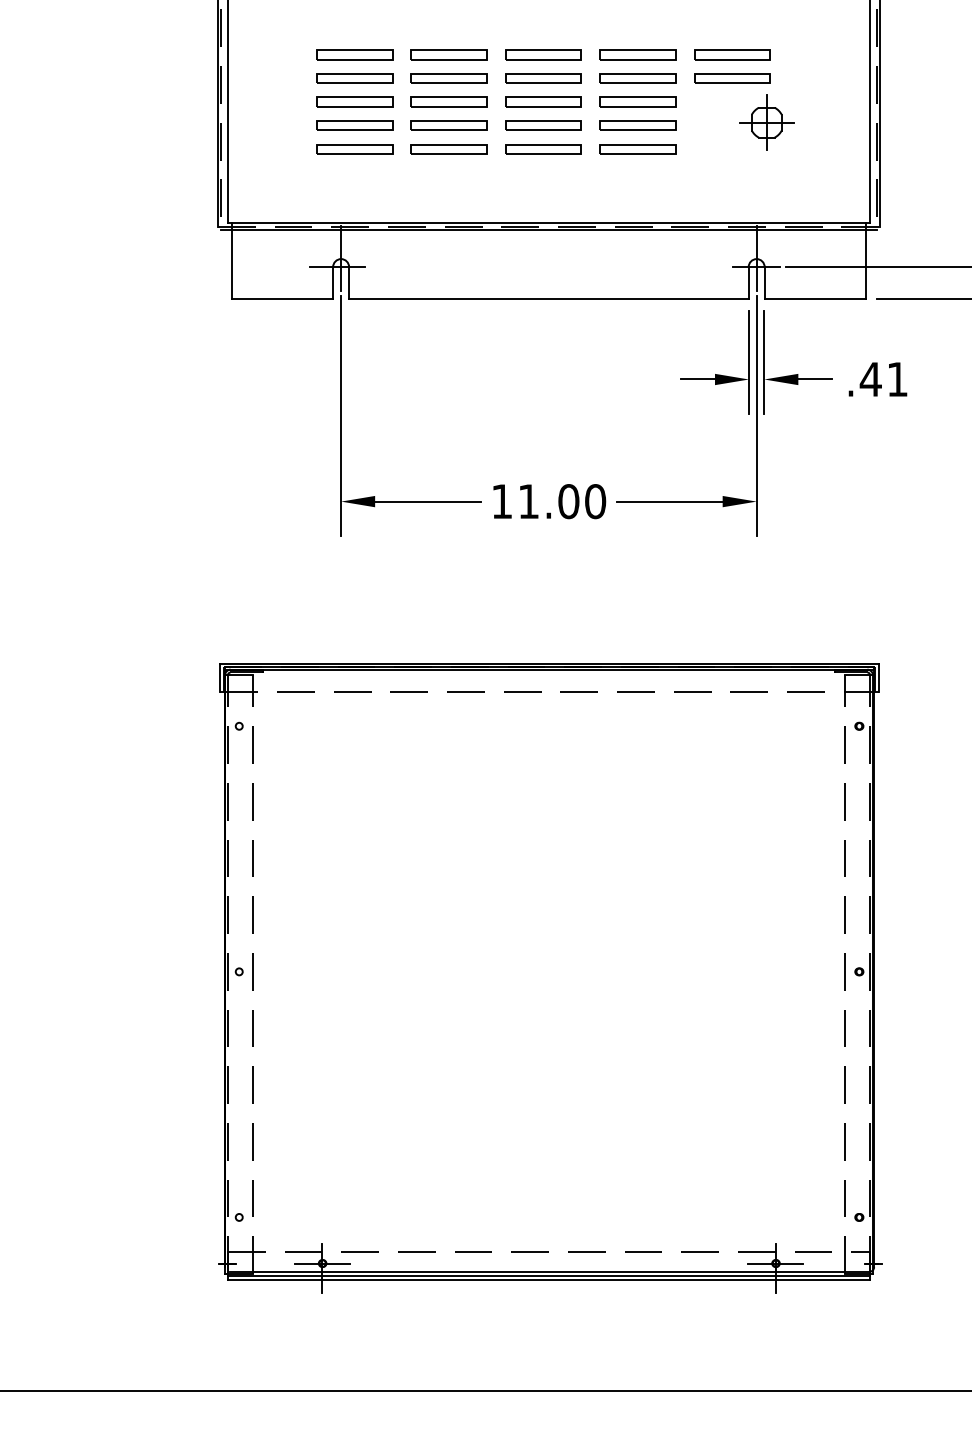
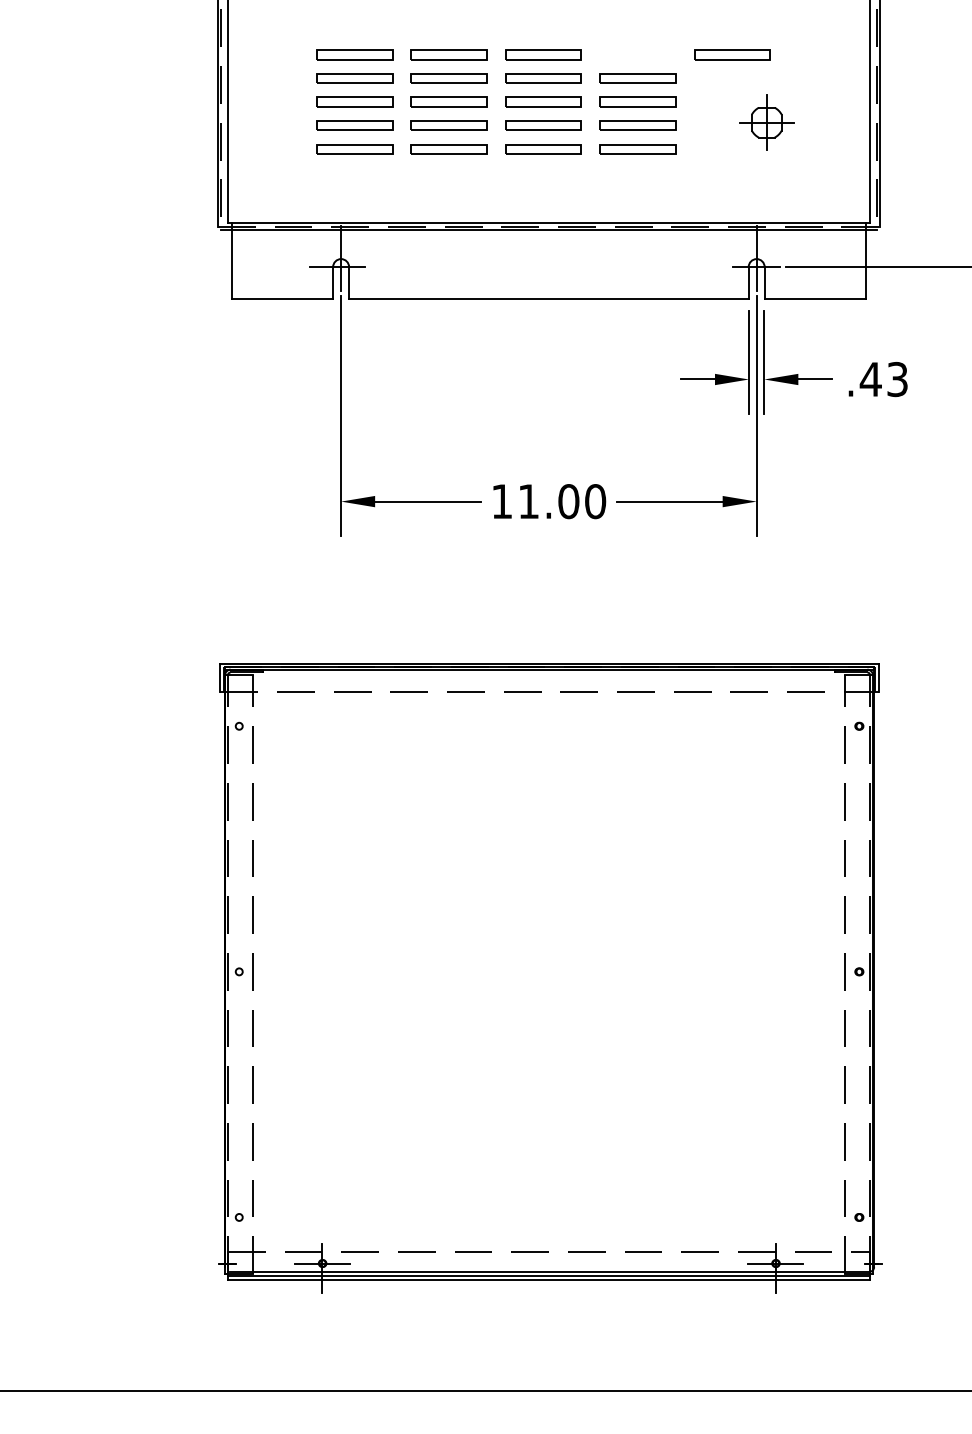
part: present -> none (637, 54)
part: present -> none (732, 78)
line: present -> none (922, 298)
text: .41 -> .43 (897, 379)
